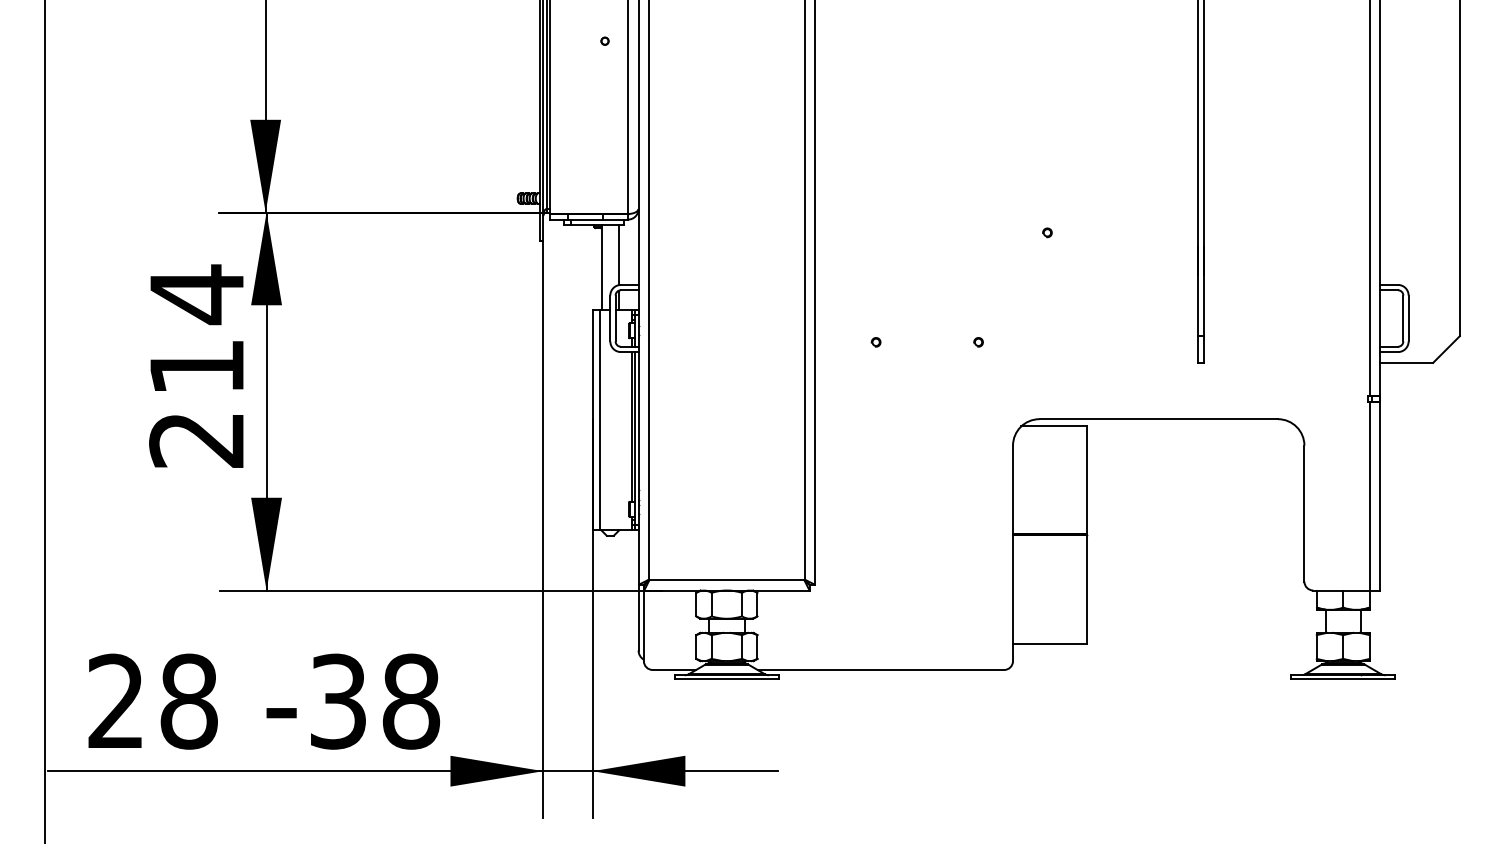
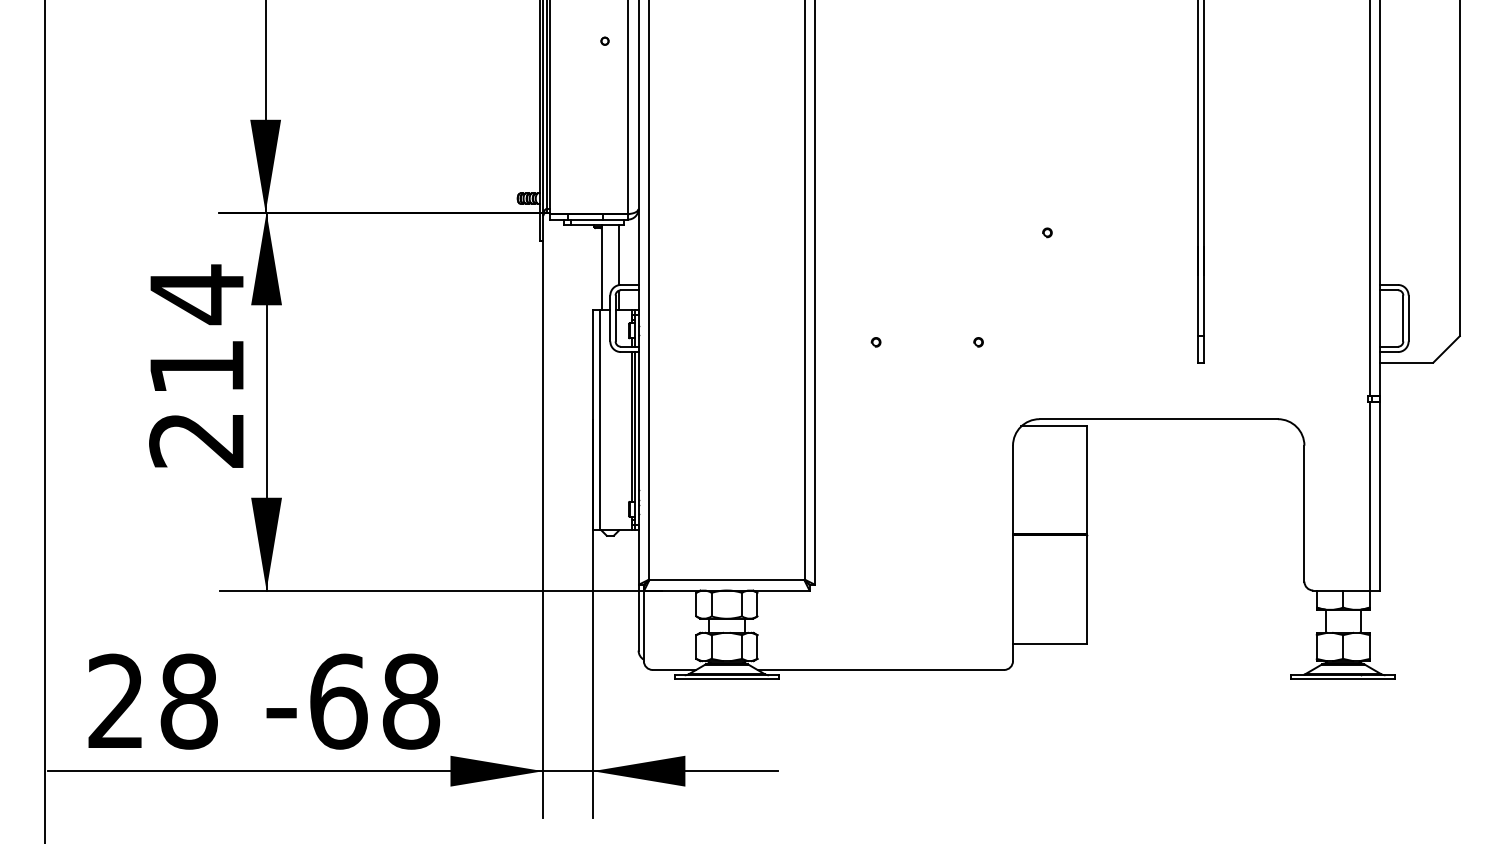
text: -38 -> -68 (338, 701)
